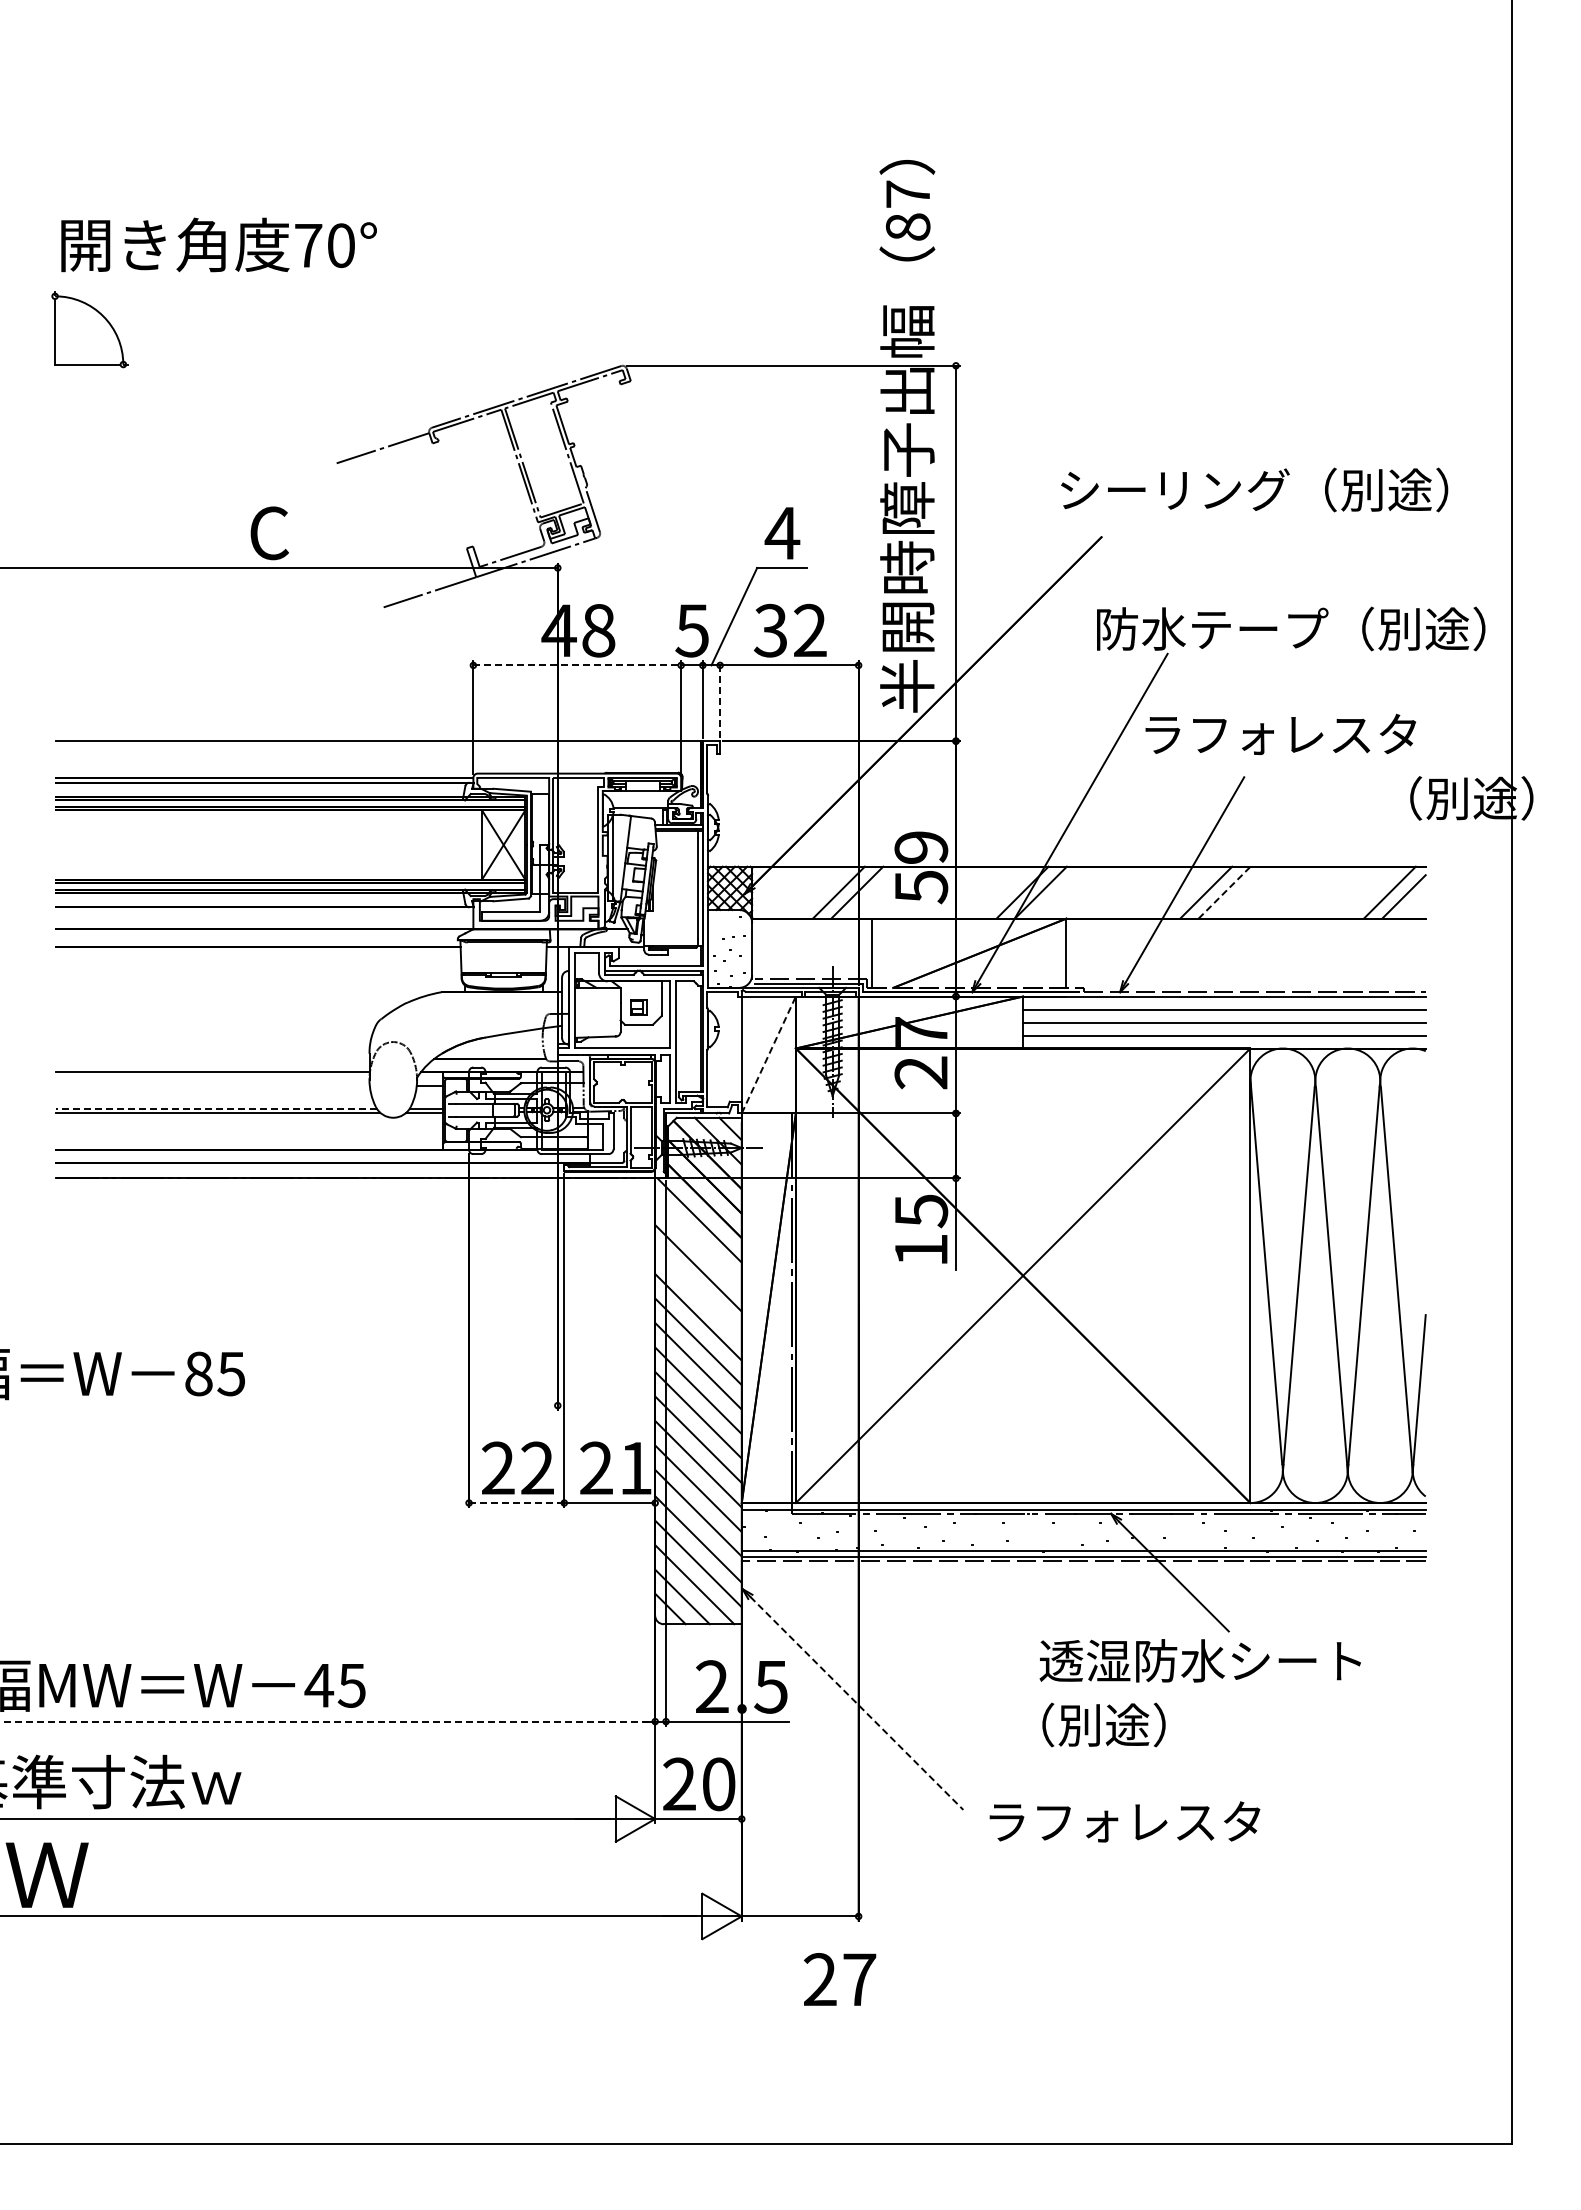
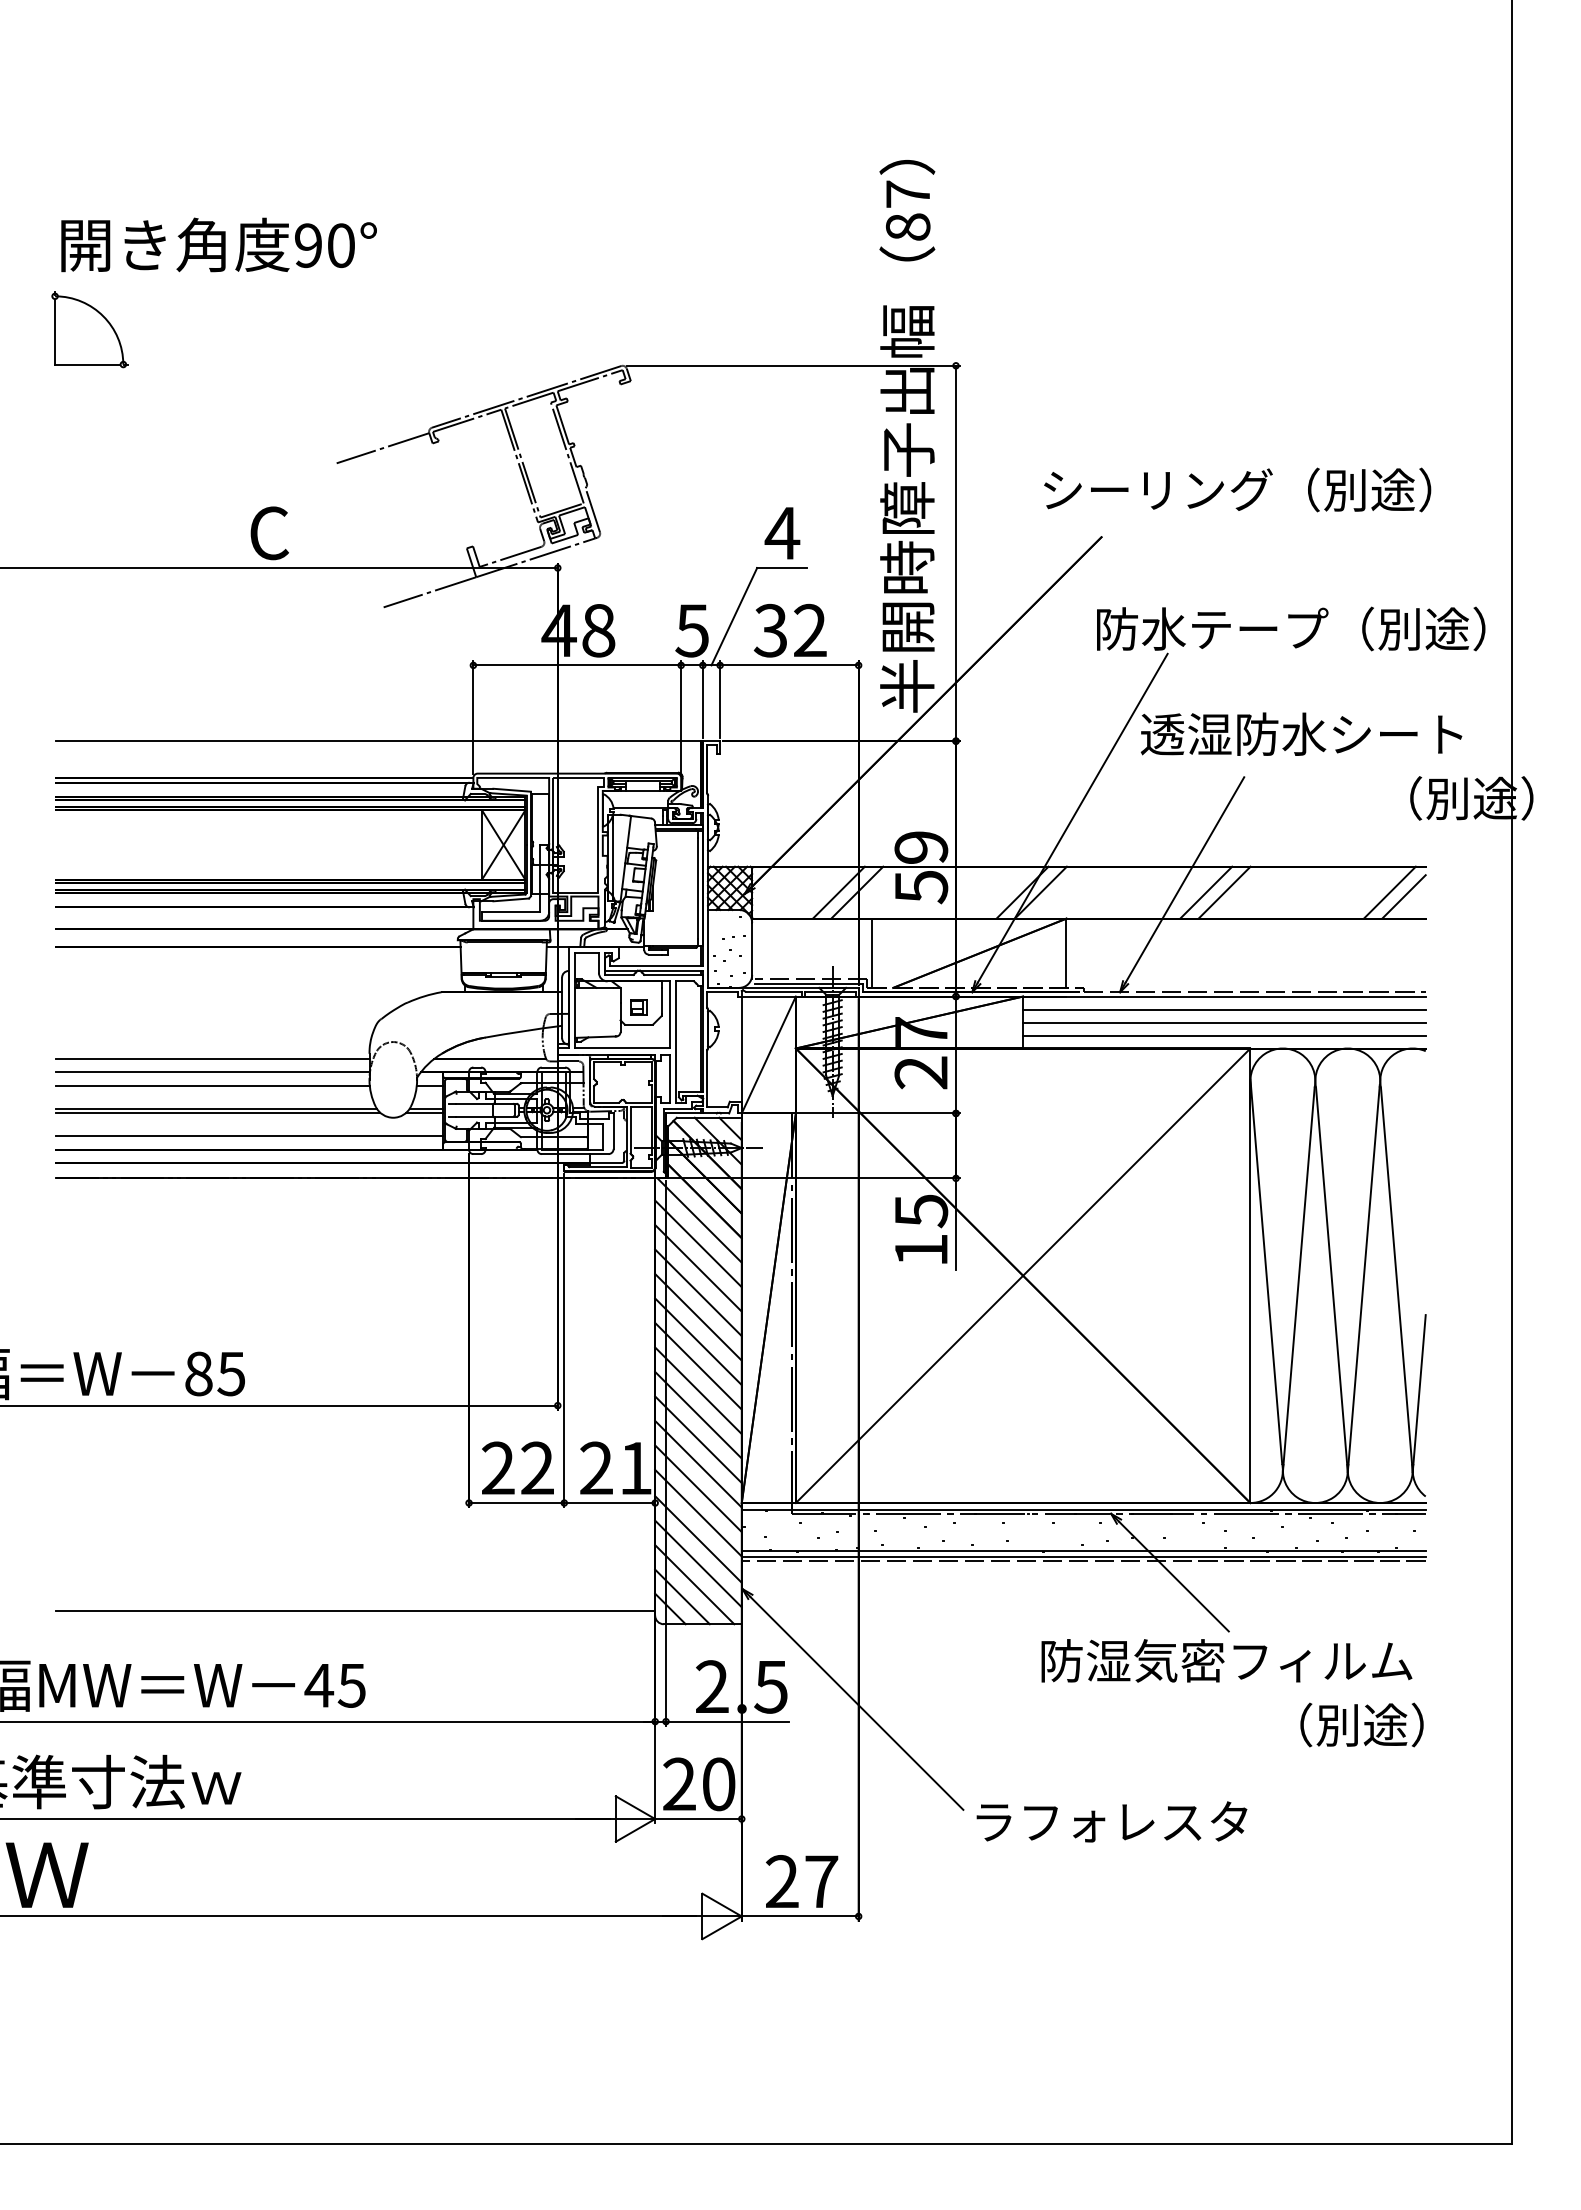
text: 70° -> 90° (308, 245)
text position: (1254, 489) -> (1237, 489) (1237, 489)
line: dashed -> solid (577, 665)
line: dashed -> solid (720, 699)
text: ラフォレスタ -> 透湿防水シート (1301, 733)
line: dashed -> solid (1224, 892)
line: dashed -> solid (769, 1054)
line: none -> present (212, 1058)
line: none -> present (212, 1085)
line: dashed -> solid (216, 1108)
line: none -> present (249, 1135)
line: none -> present (698, 1243)
line: none -> present (698, 1292)
line: none -> present (279, 1405)
line: dashed -> solid (516, 1503)
line: none -> present (355, 1611)
text: 透湿防水シート -> 防湿気密フィルム (1225, 1660)
line: dashed -> solid (856, 1703)
line: dashed -> solid (328, 1721)
text position: (1103, 1724) -> (1361, 1724) (1361, 1724)
text position: (1124, 1821) -> (1111, 1821) (1111, 1821)
text position: (840, 1979) -> (802, 1881) (802, 1881)
